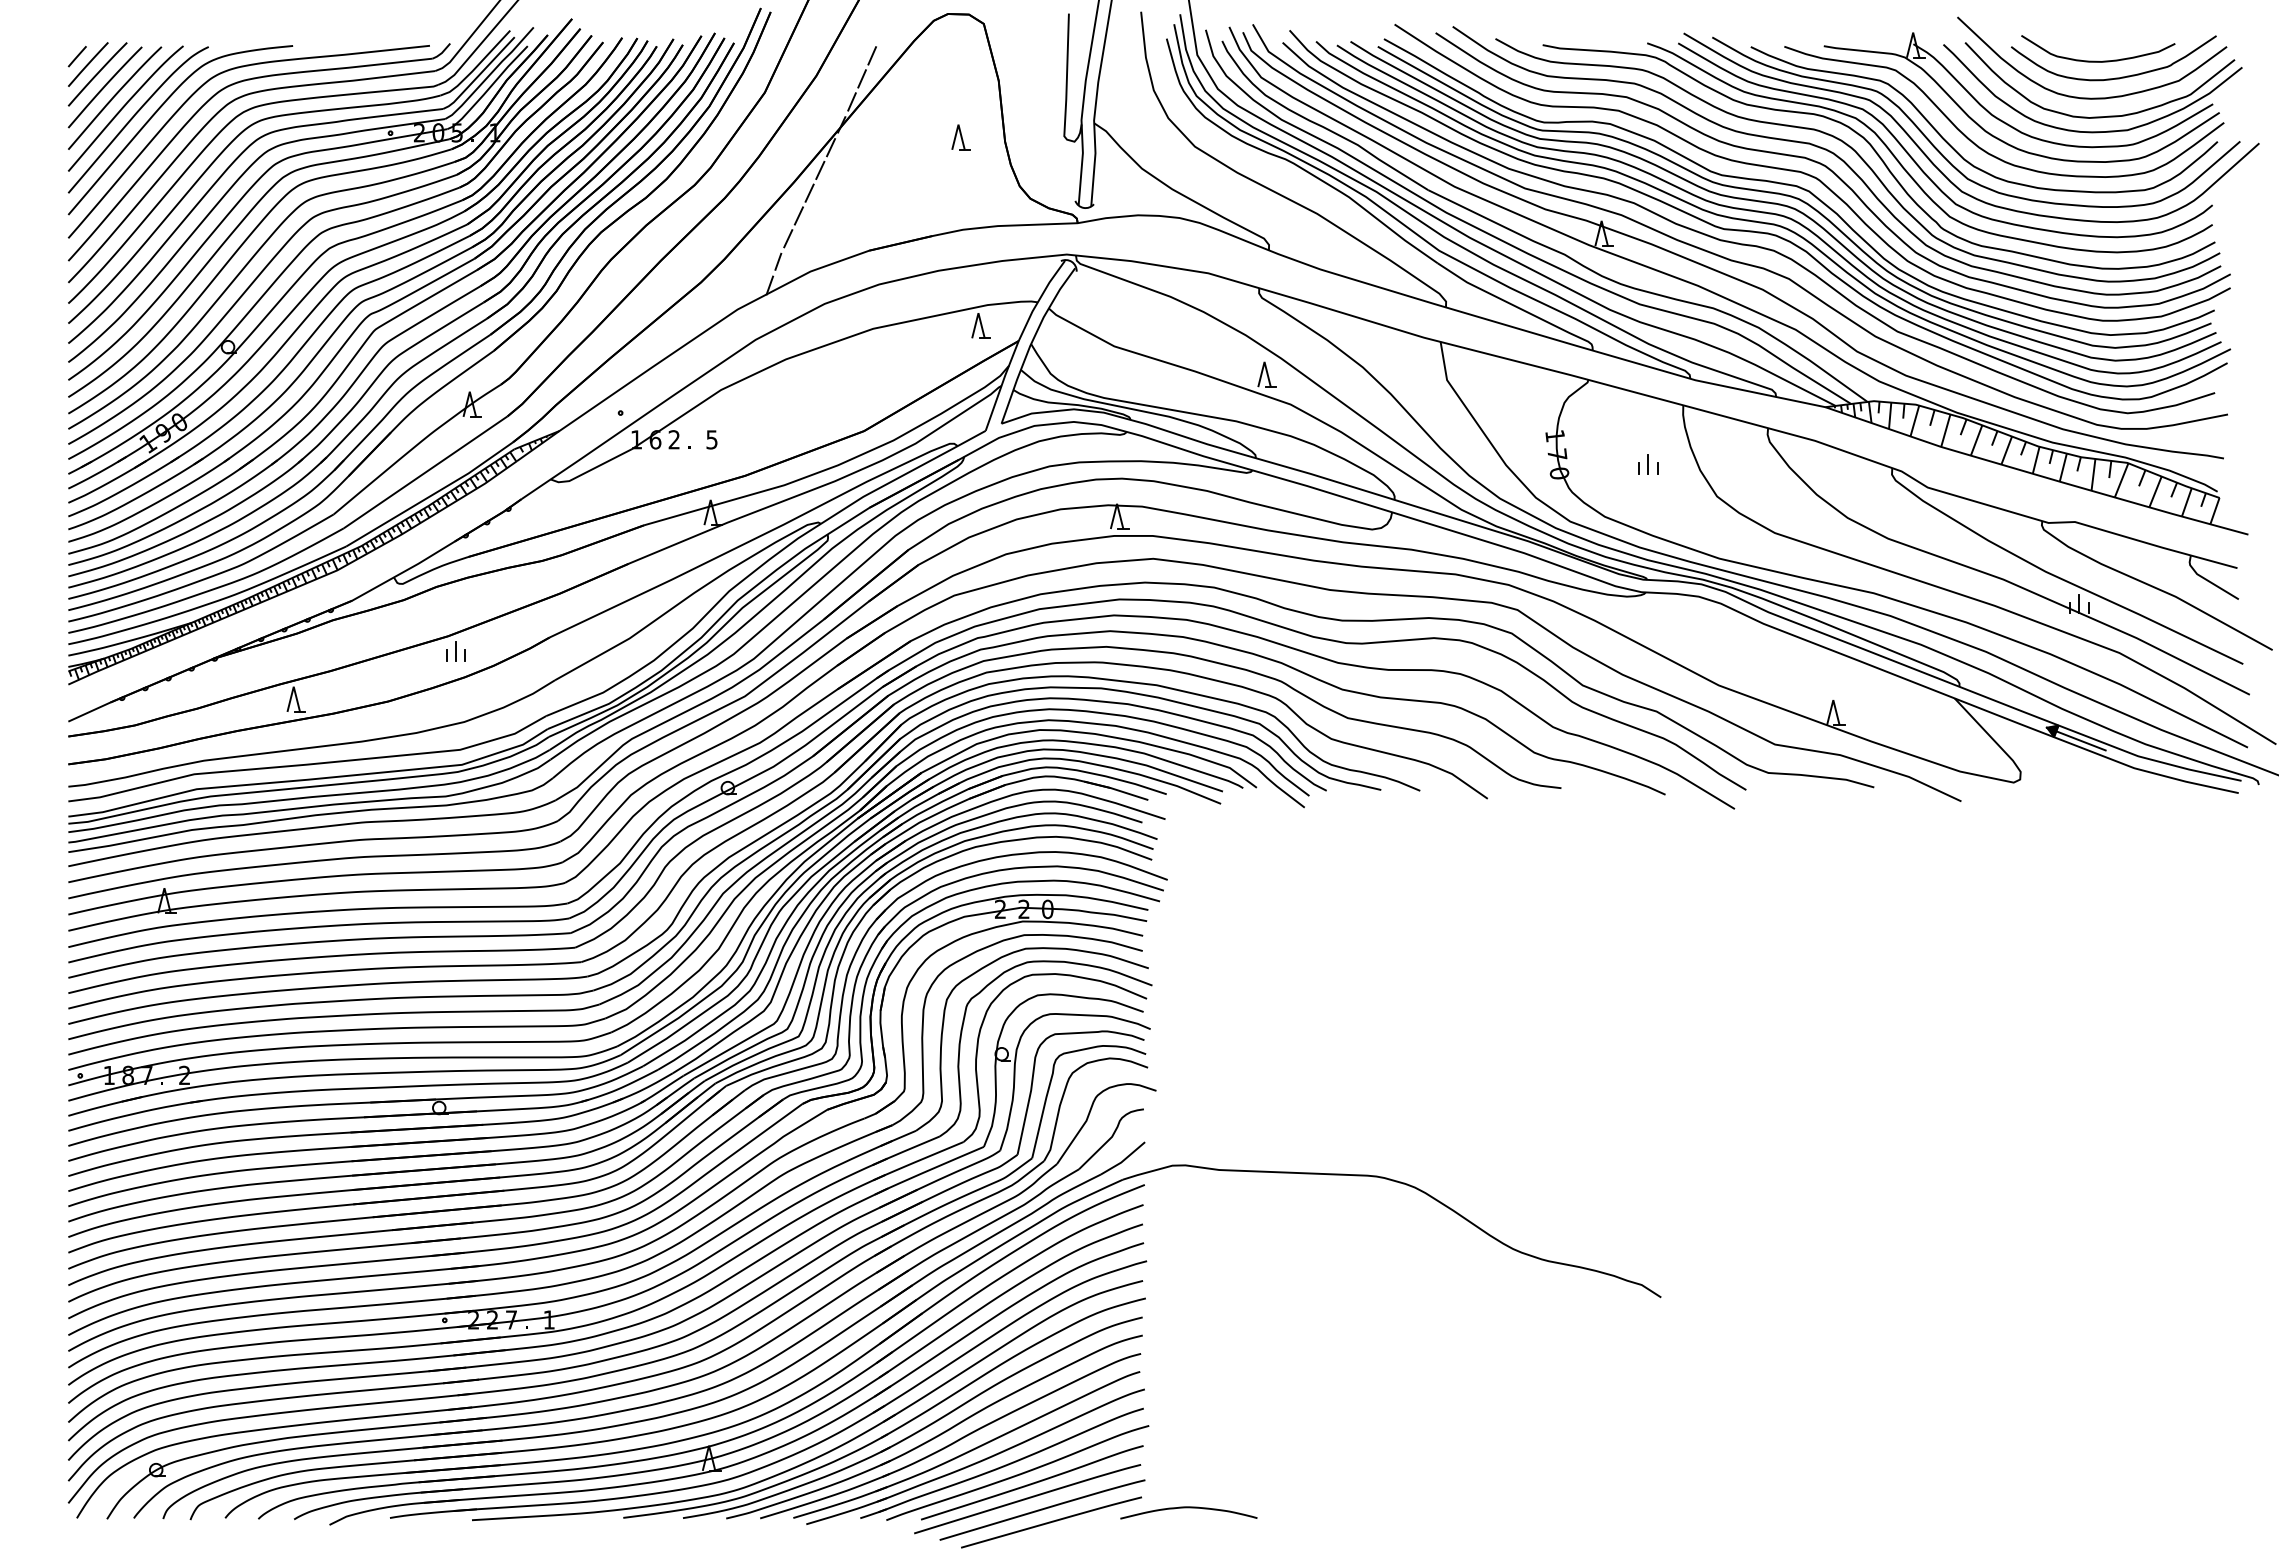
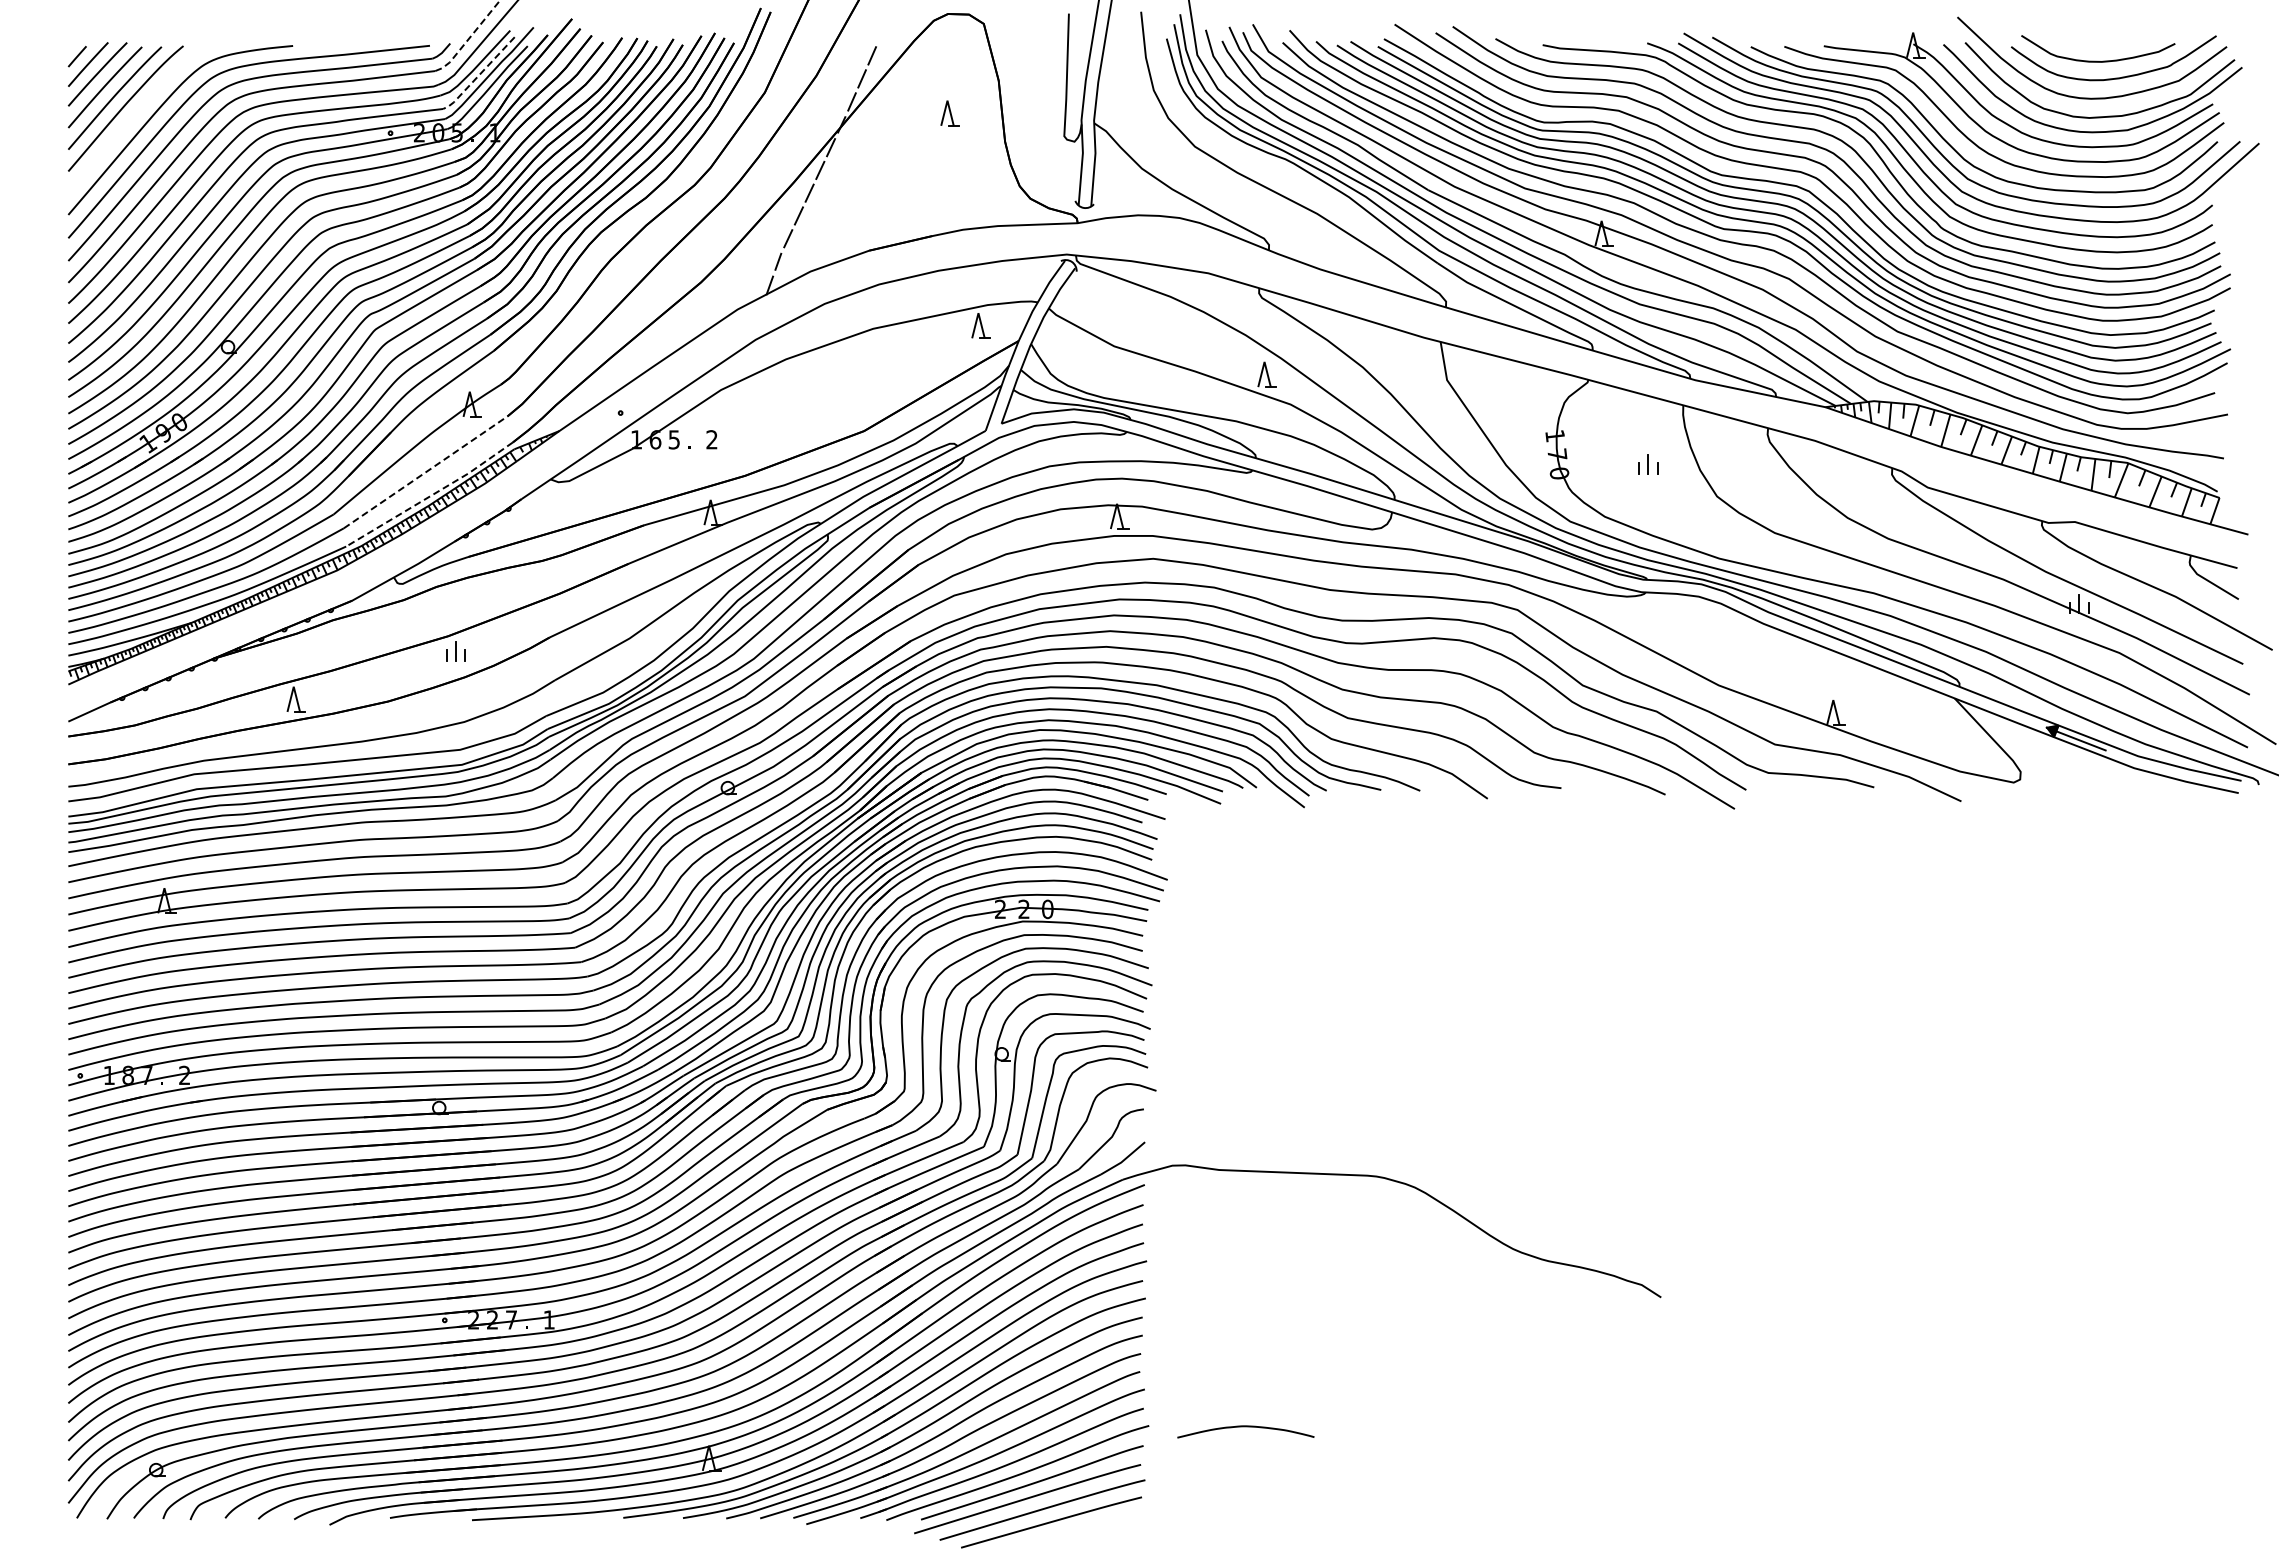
line: solid -> dashed (468, 39)
line: solid -> dashed (478, 75)
curve: present -> none (134, 117)
part position: (960, 137) -> (949, 113) (949, 113)
text: 2 -> 5 (673, 439)
text: 5 -> 2 (711, 439)
line: solid -> dashed (427, 471)
line: solid -> dashed (430, 495)
curve position: (1188, 1508) -> (1245, 1427) (1245, 1427)
